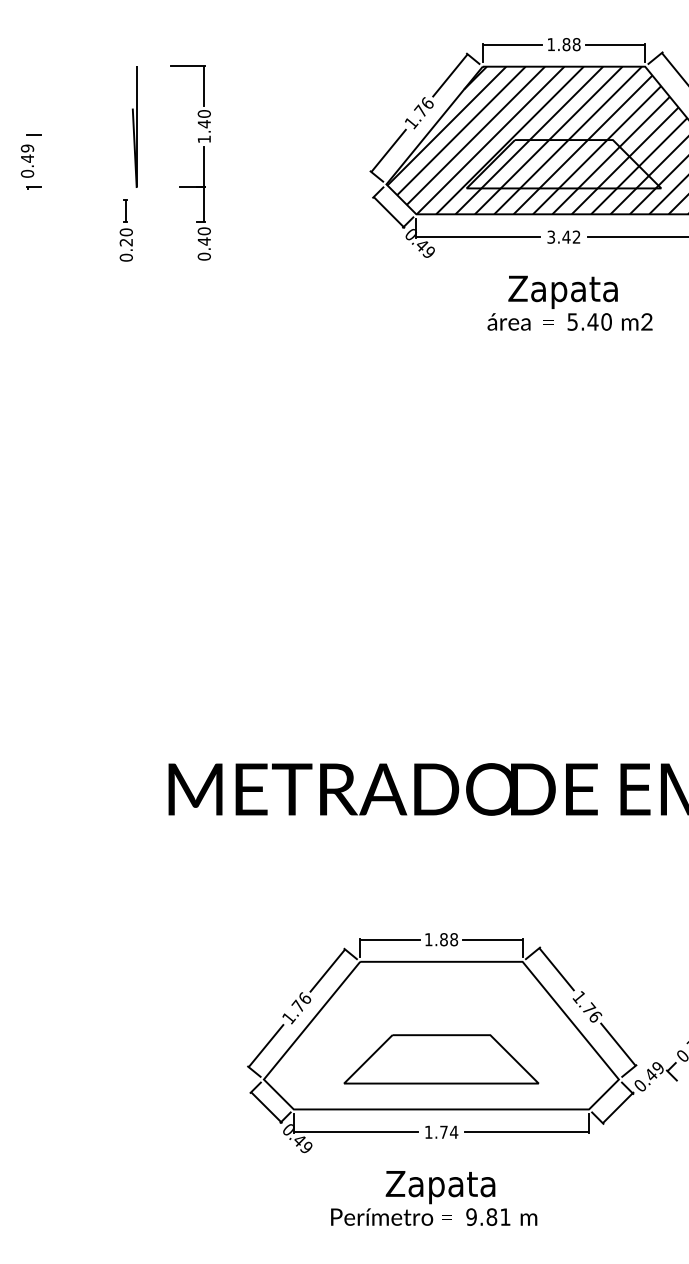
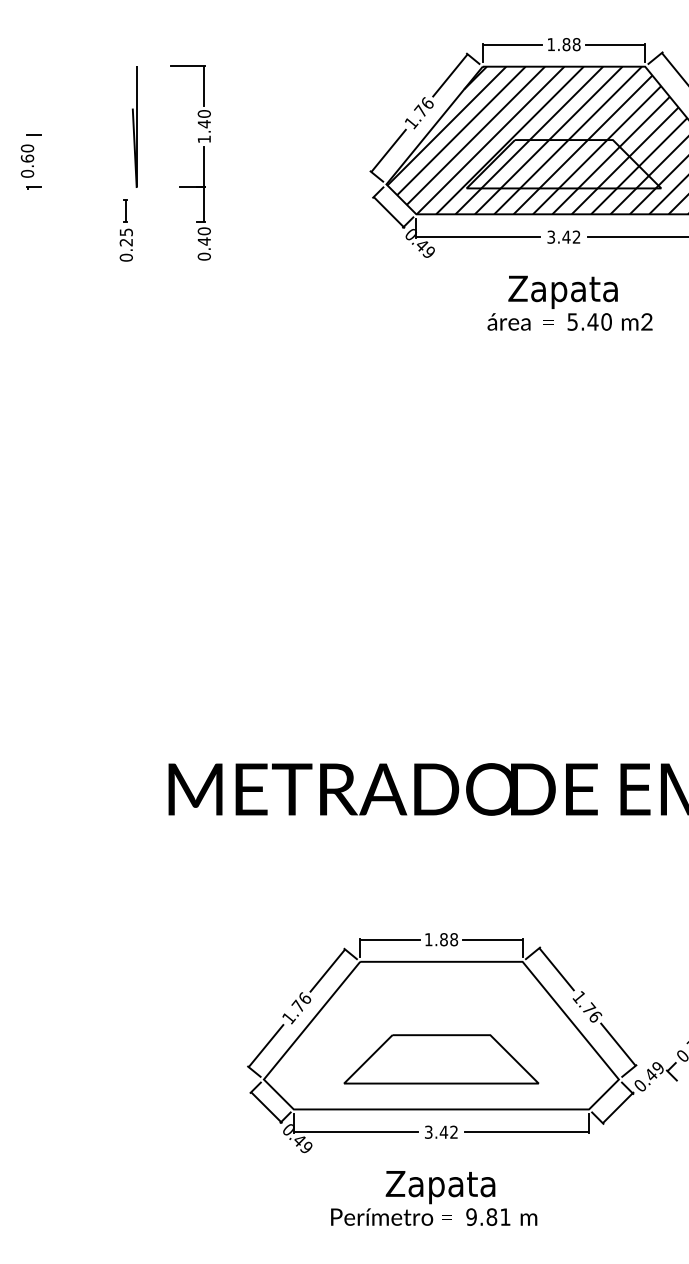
text: 0.49 -> 0.60 (27, 153)
text: 0.20 -> 0.25 (125, 232)
text: 1.74 -> 3.42 (441, 1131)
